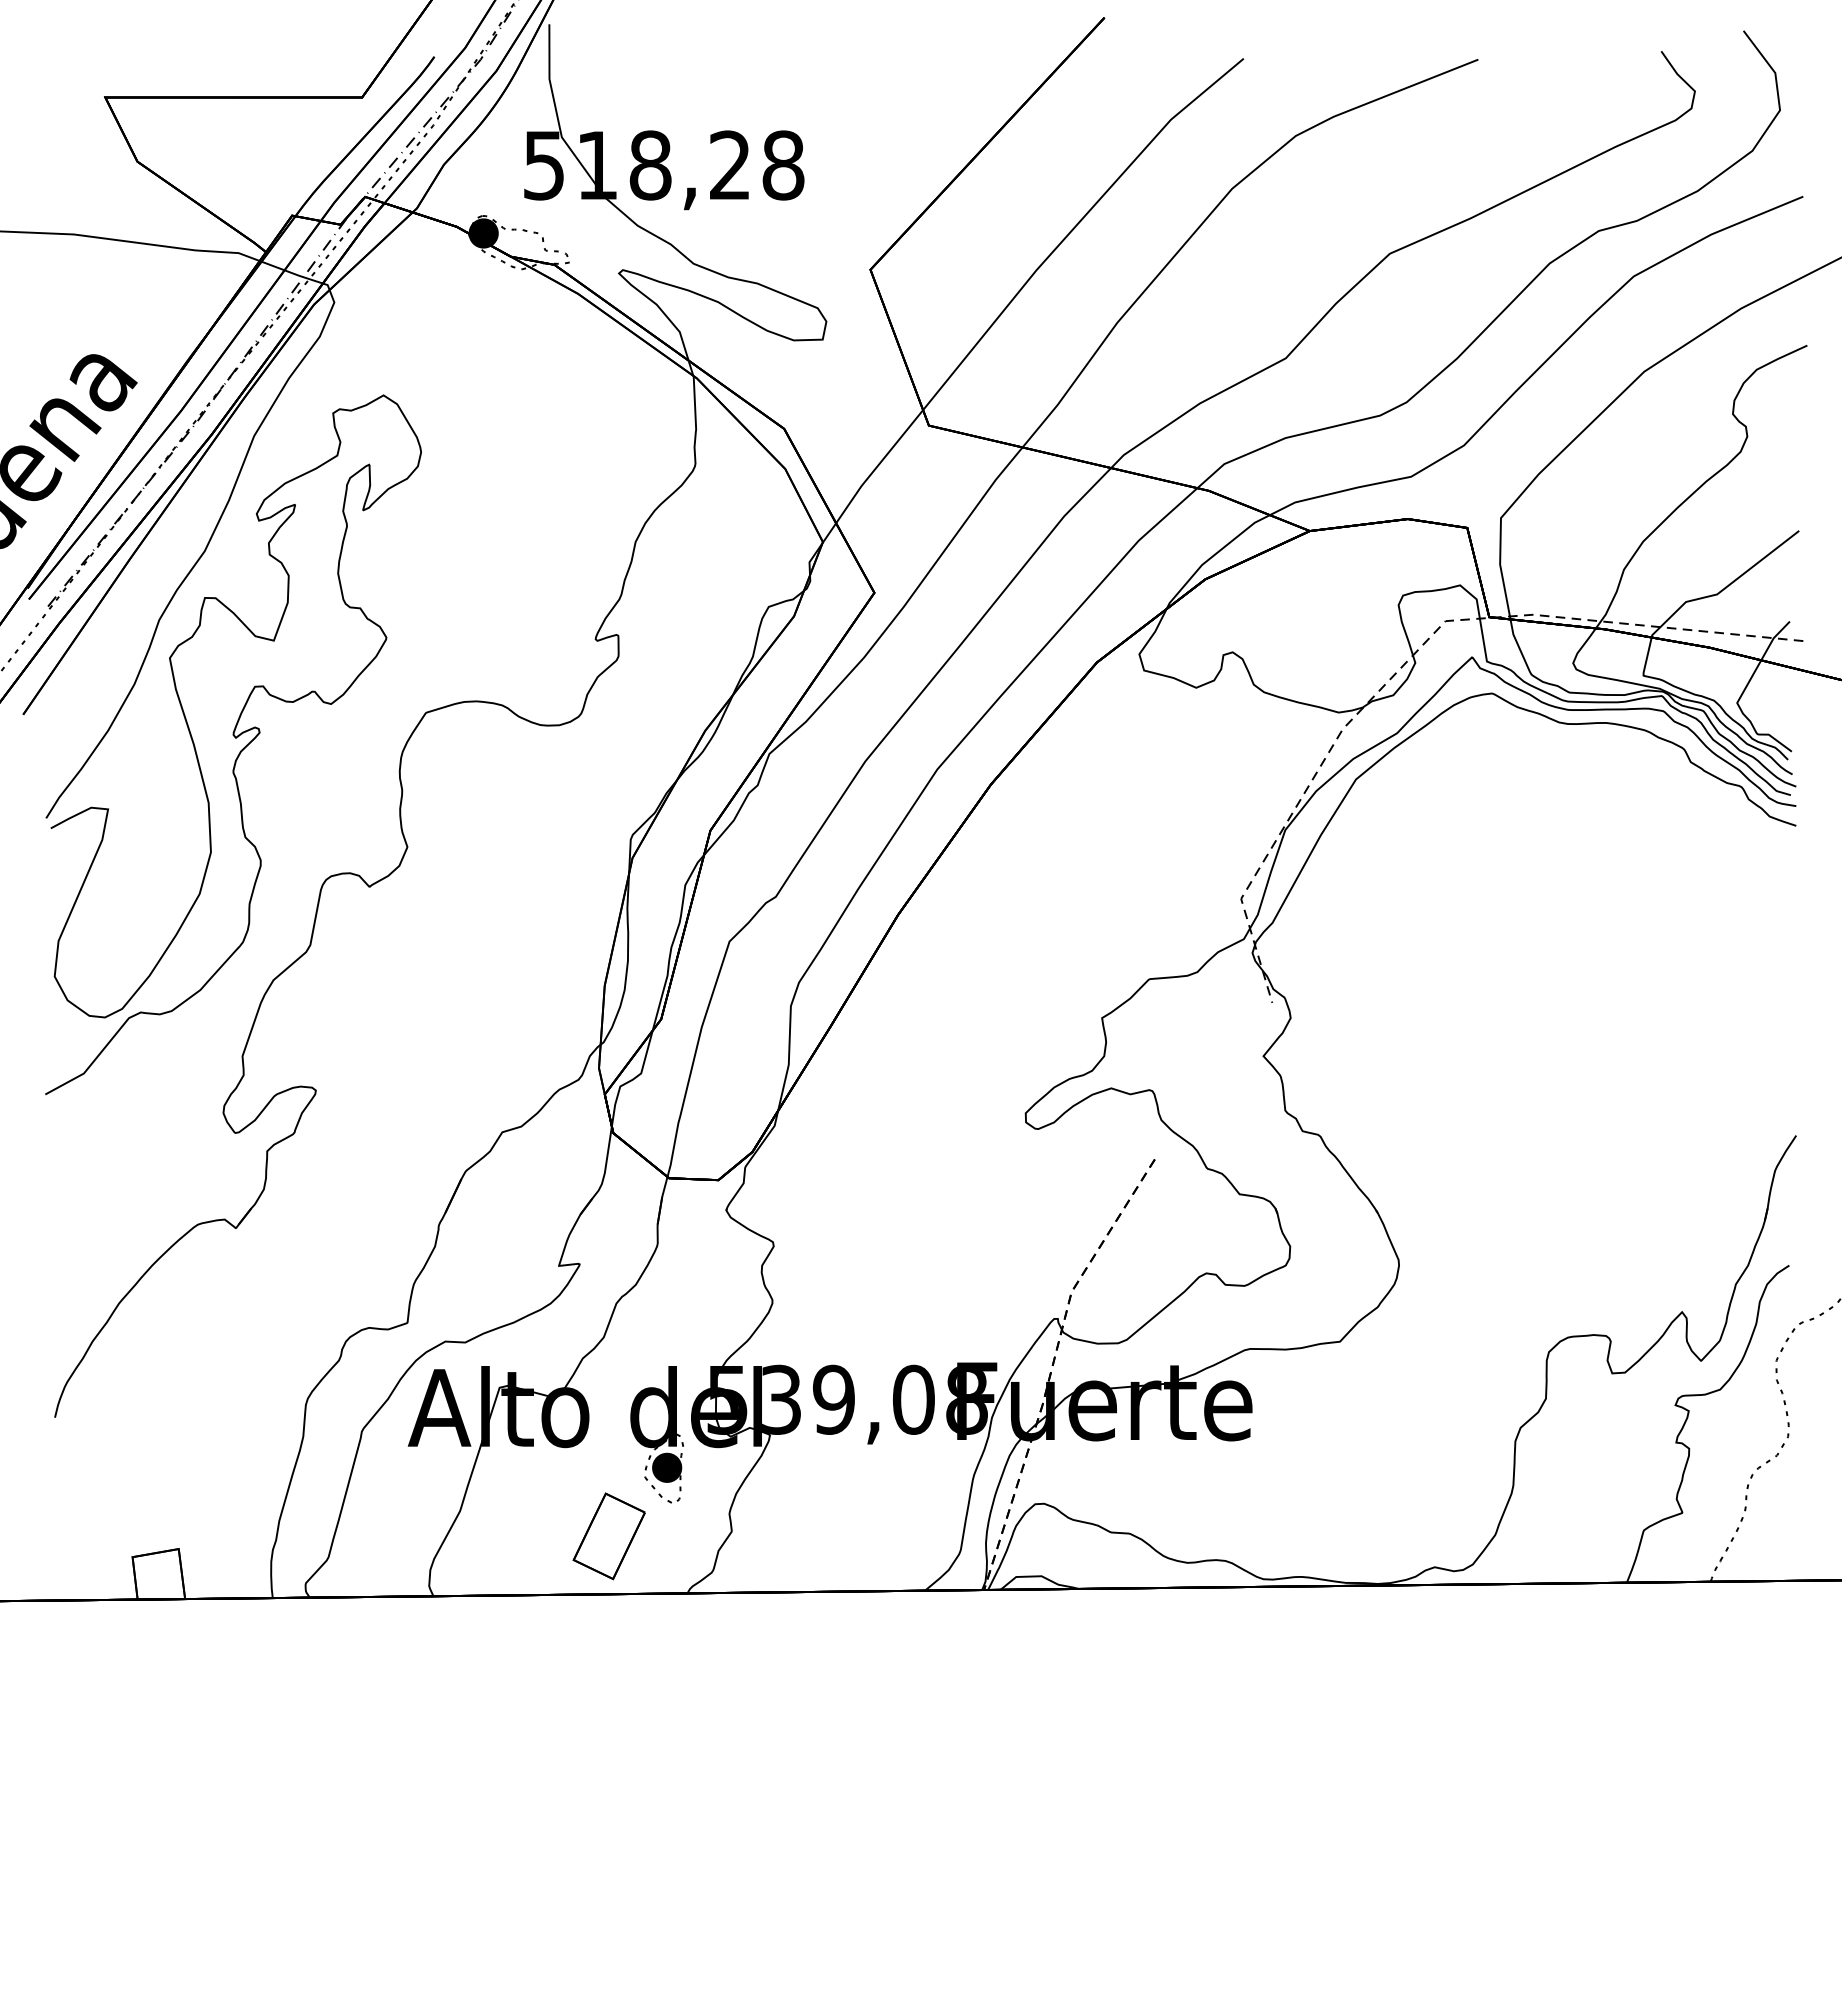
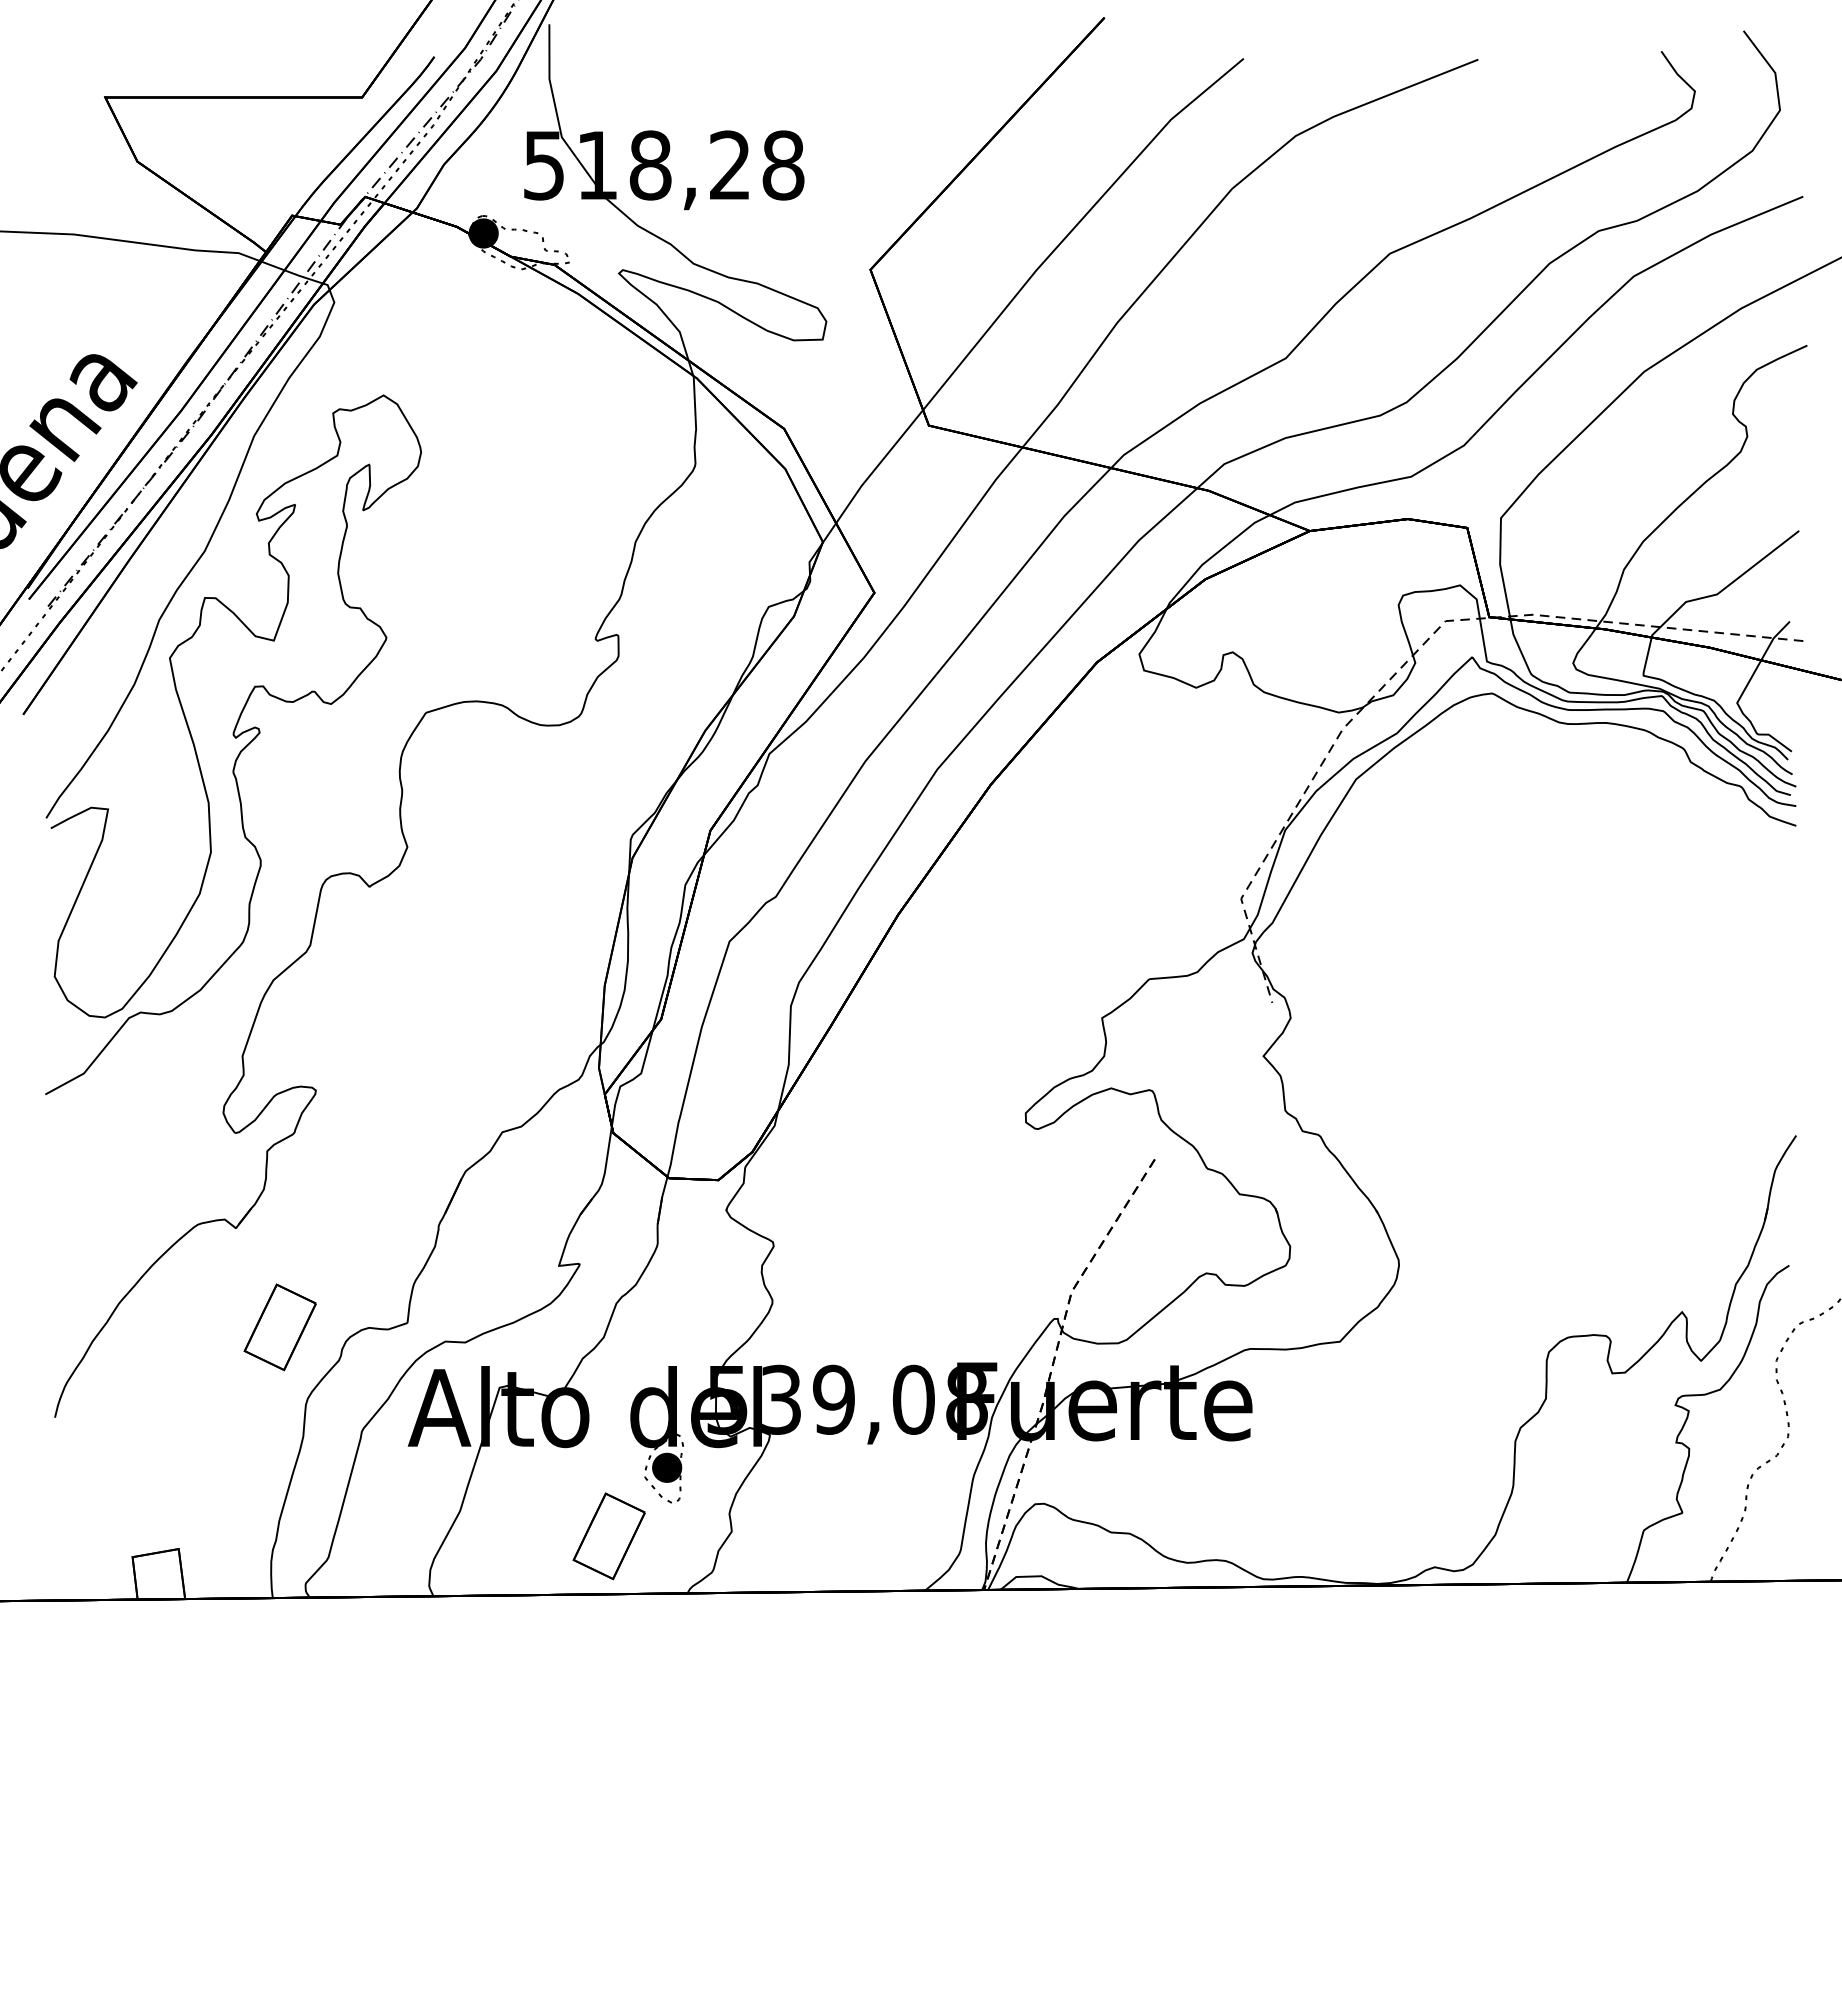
part: none -> present (279, 1327)
